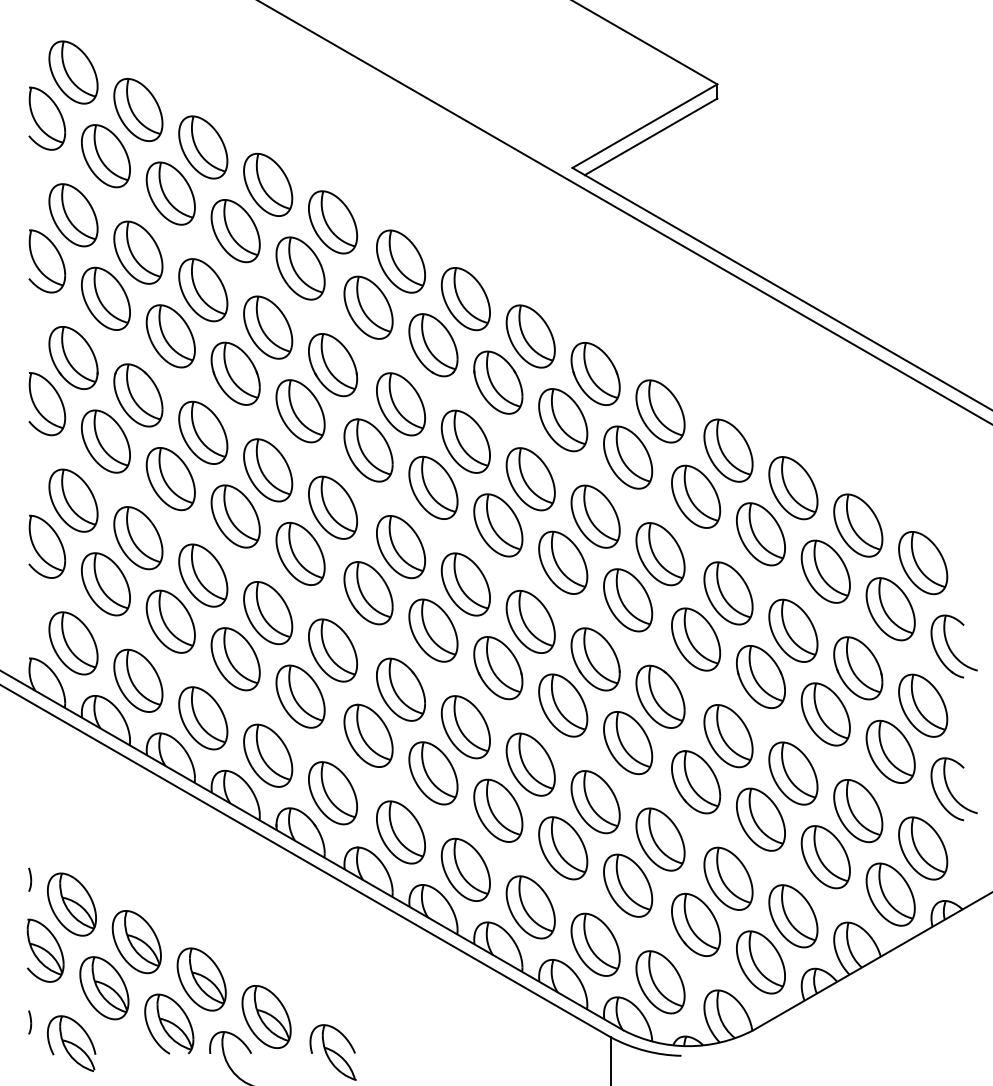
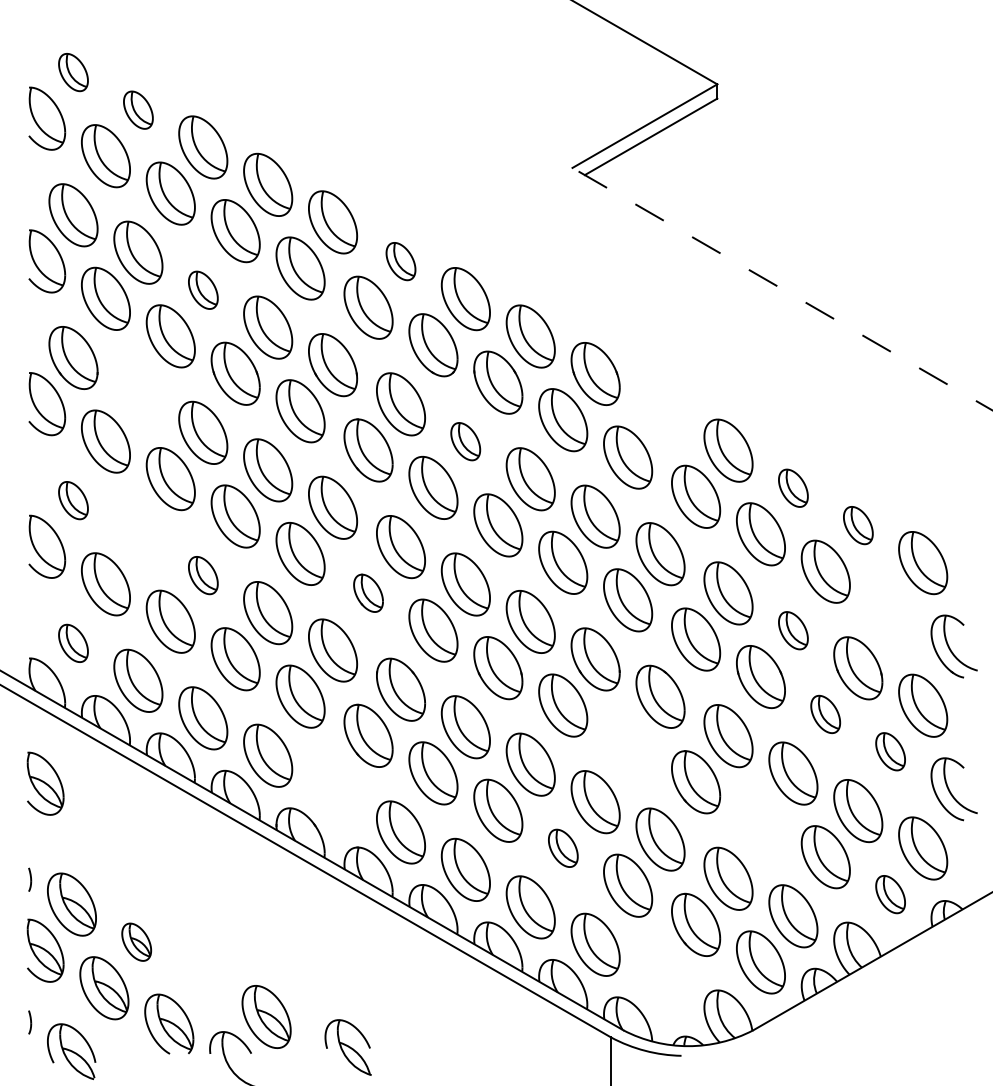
part size: 51x65 px -> 31x40 px (73, 72)
part size: 51x65 px -> 31x40 px (138, 109)
line: present -> none (624, 212)
part size: 50x65 px -> 32x40 px (400, 261)
line: solid -> dashed (782, 288)
part size: 51x65 px -> 31x40 px (203, 289)
part: present -> none (138, 395)
part: present -> none (660, 411)
part size: 51x65 px -> 32x40 px (465, 441)
part size: 51x65 px -> 31x40 px (793, 487)
part size: 51x65 px -> 31x40 px (73, 500)
part size: 51x65 px -> 31x40 px (858, 525)
part: present -> none (138, 538)
part size: 51x65 px -> 31x40 px (203, 575)
part size: 51x65 px -> 31x40 px (368, 592)
part: present -> none (890, 609)
part size: 51x65 px -> 31x40 px (793, 630)
part size: 51x65 px -> 31x40 px (73, 642)
part size: 51x65 px -> 32x41 px (825, 714)
part: present -> none (628, 743)
part size: 51x65 px -> 31x40 px (890, 751)
part: none -> present (45, 783)
part: present -> none (333, 793)
part: present -> none (760, 819)
part size: 51x65 px -> 31x40 px (563, 847)
part size: 51x65 px -> 31x40 px (890, 894)
part size: 51x65 px -> 32x40 px (136, 941)
part: present -> none (201, 979)
part: present -> none (660, 982)
part position: (71, 1043) -> (71, 1051) (71, 1051)
part position: (332, 1052) -> (347, 1047) (347, 1047)
